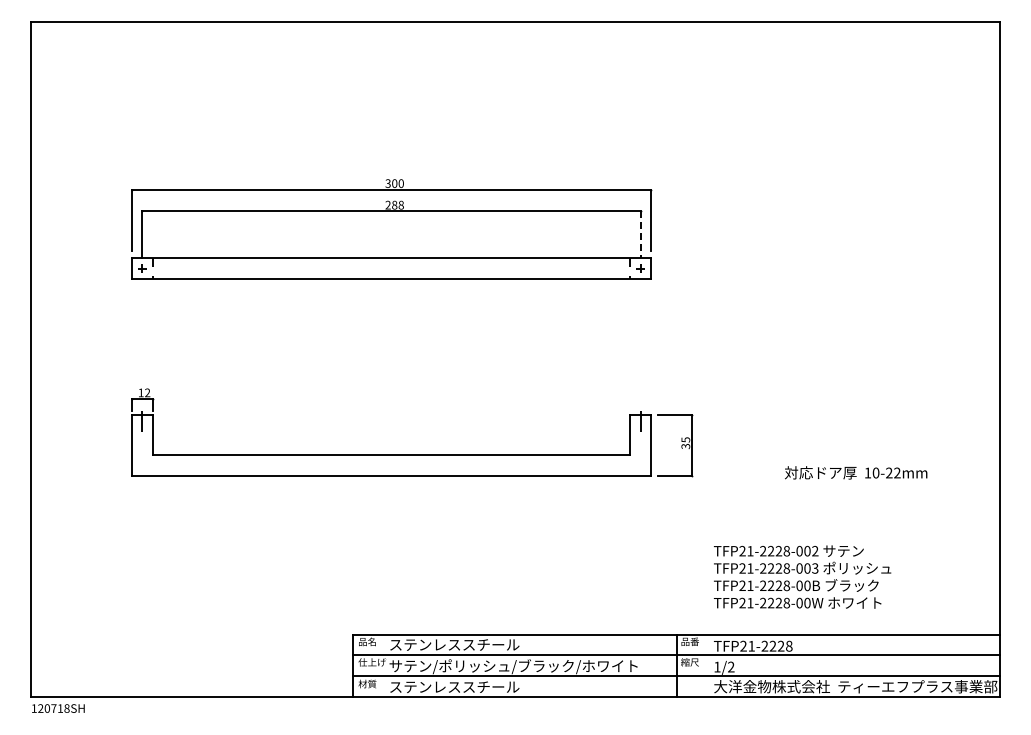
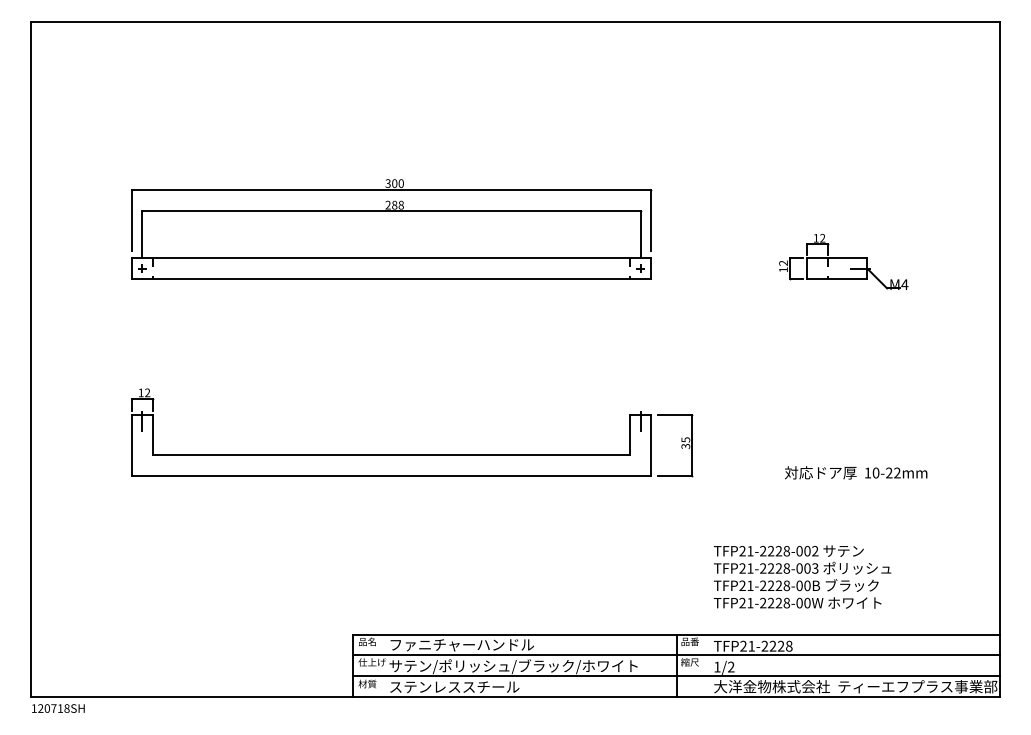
line: dashed -> solid (640, 234)
part: none -> present (843, 261)
text: ステンレススチール -> ファニチャーハンドル (461, 645)
